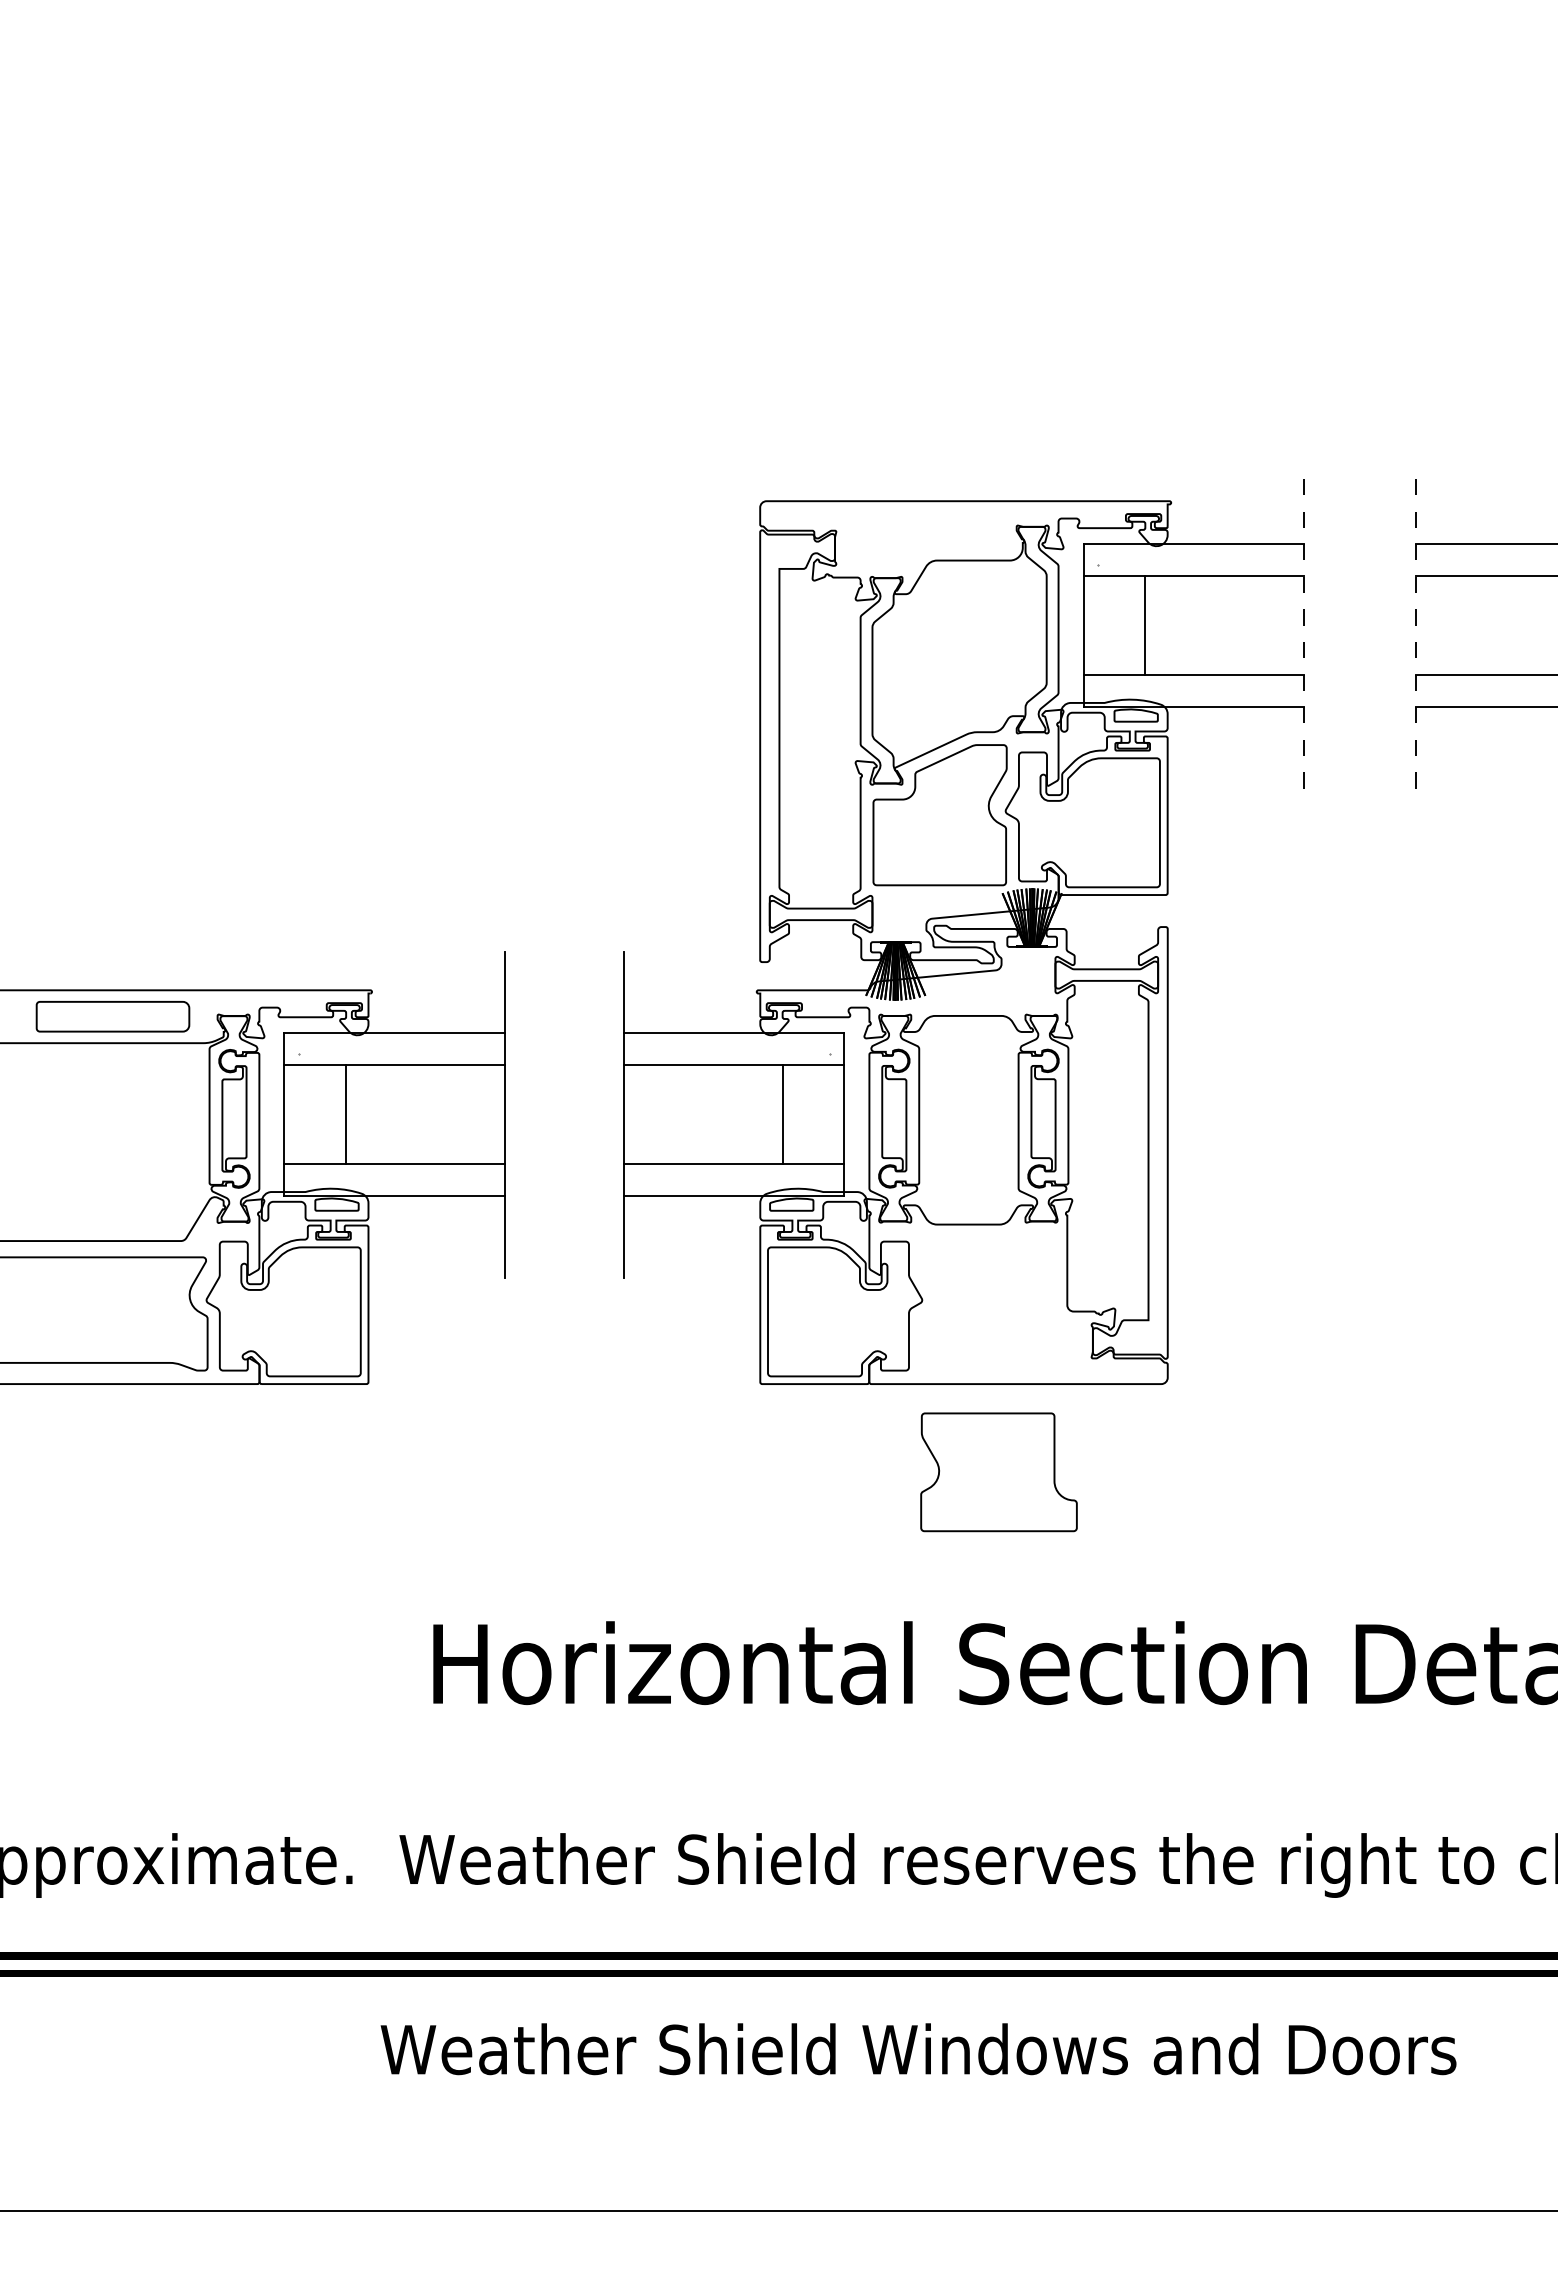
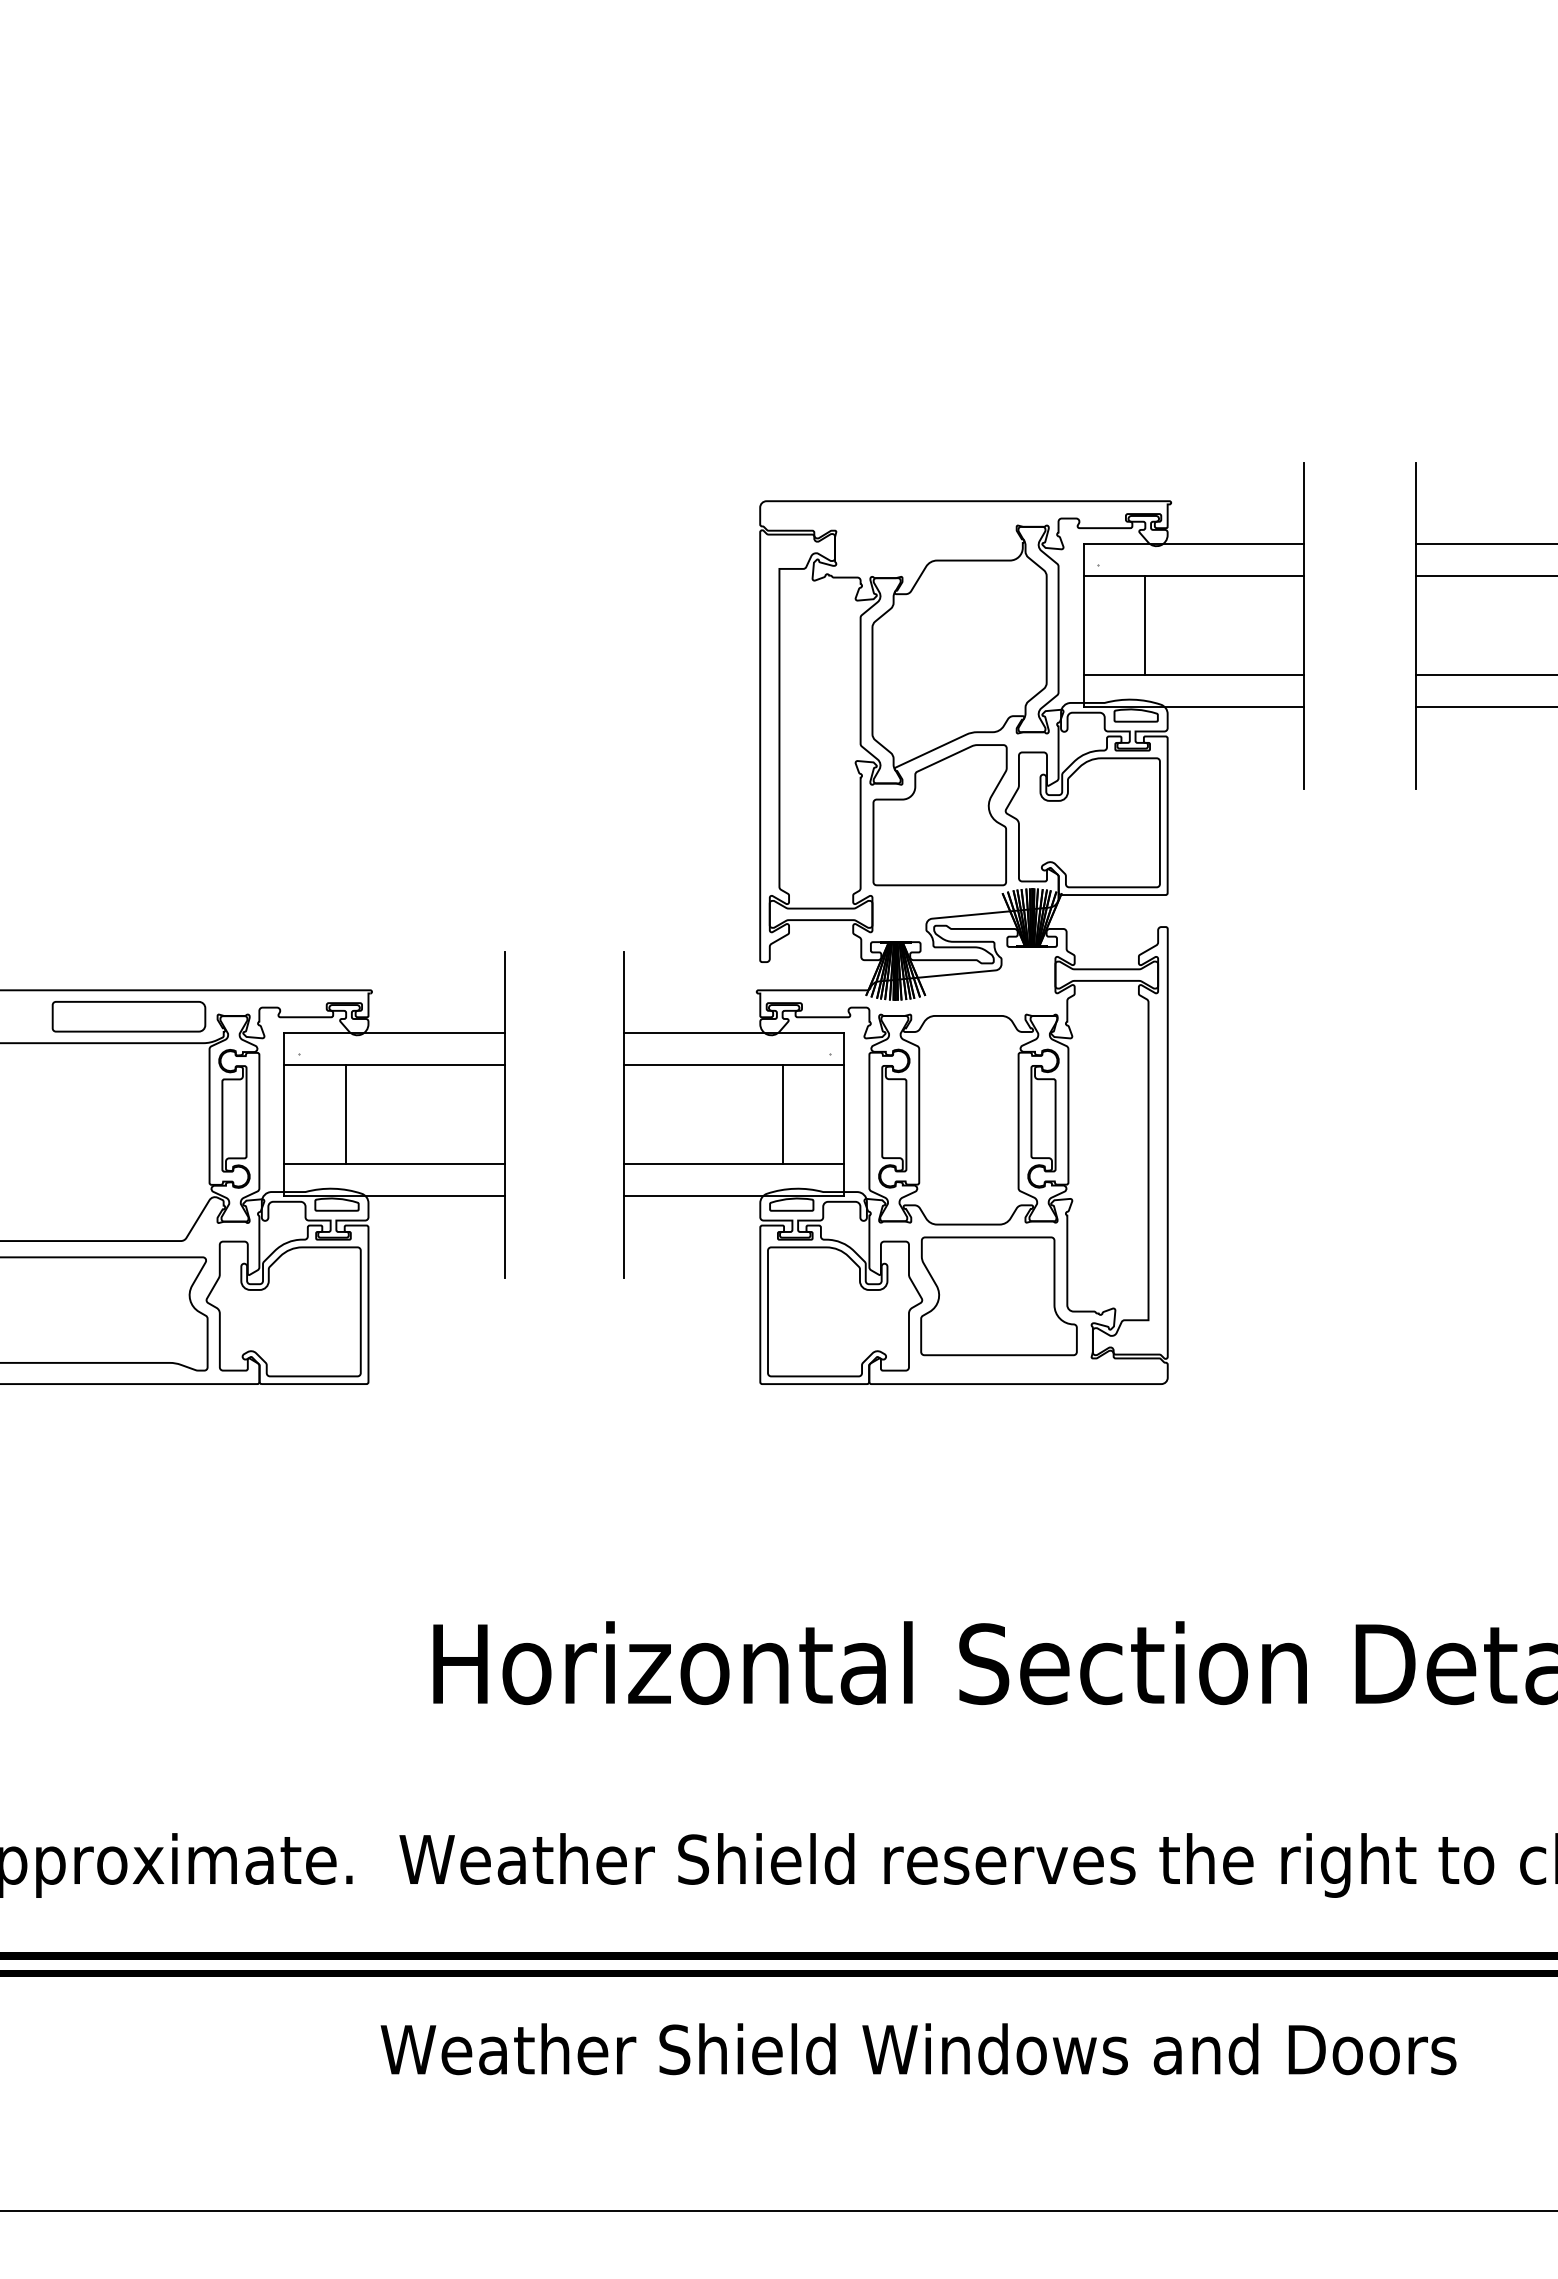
line: dashed -> solid (1304, 625)
line: dashed -> solid (1415, 625)
part position: (112, 1016) -> (128, 1016) (128, 1016)
part position: (998, 1472) -> (998, 1296) (998, 1296)
